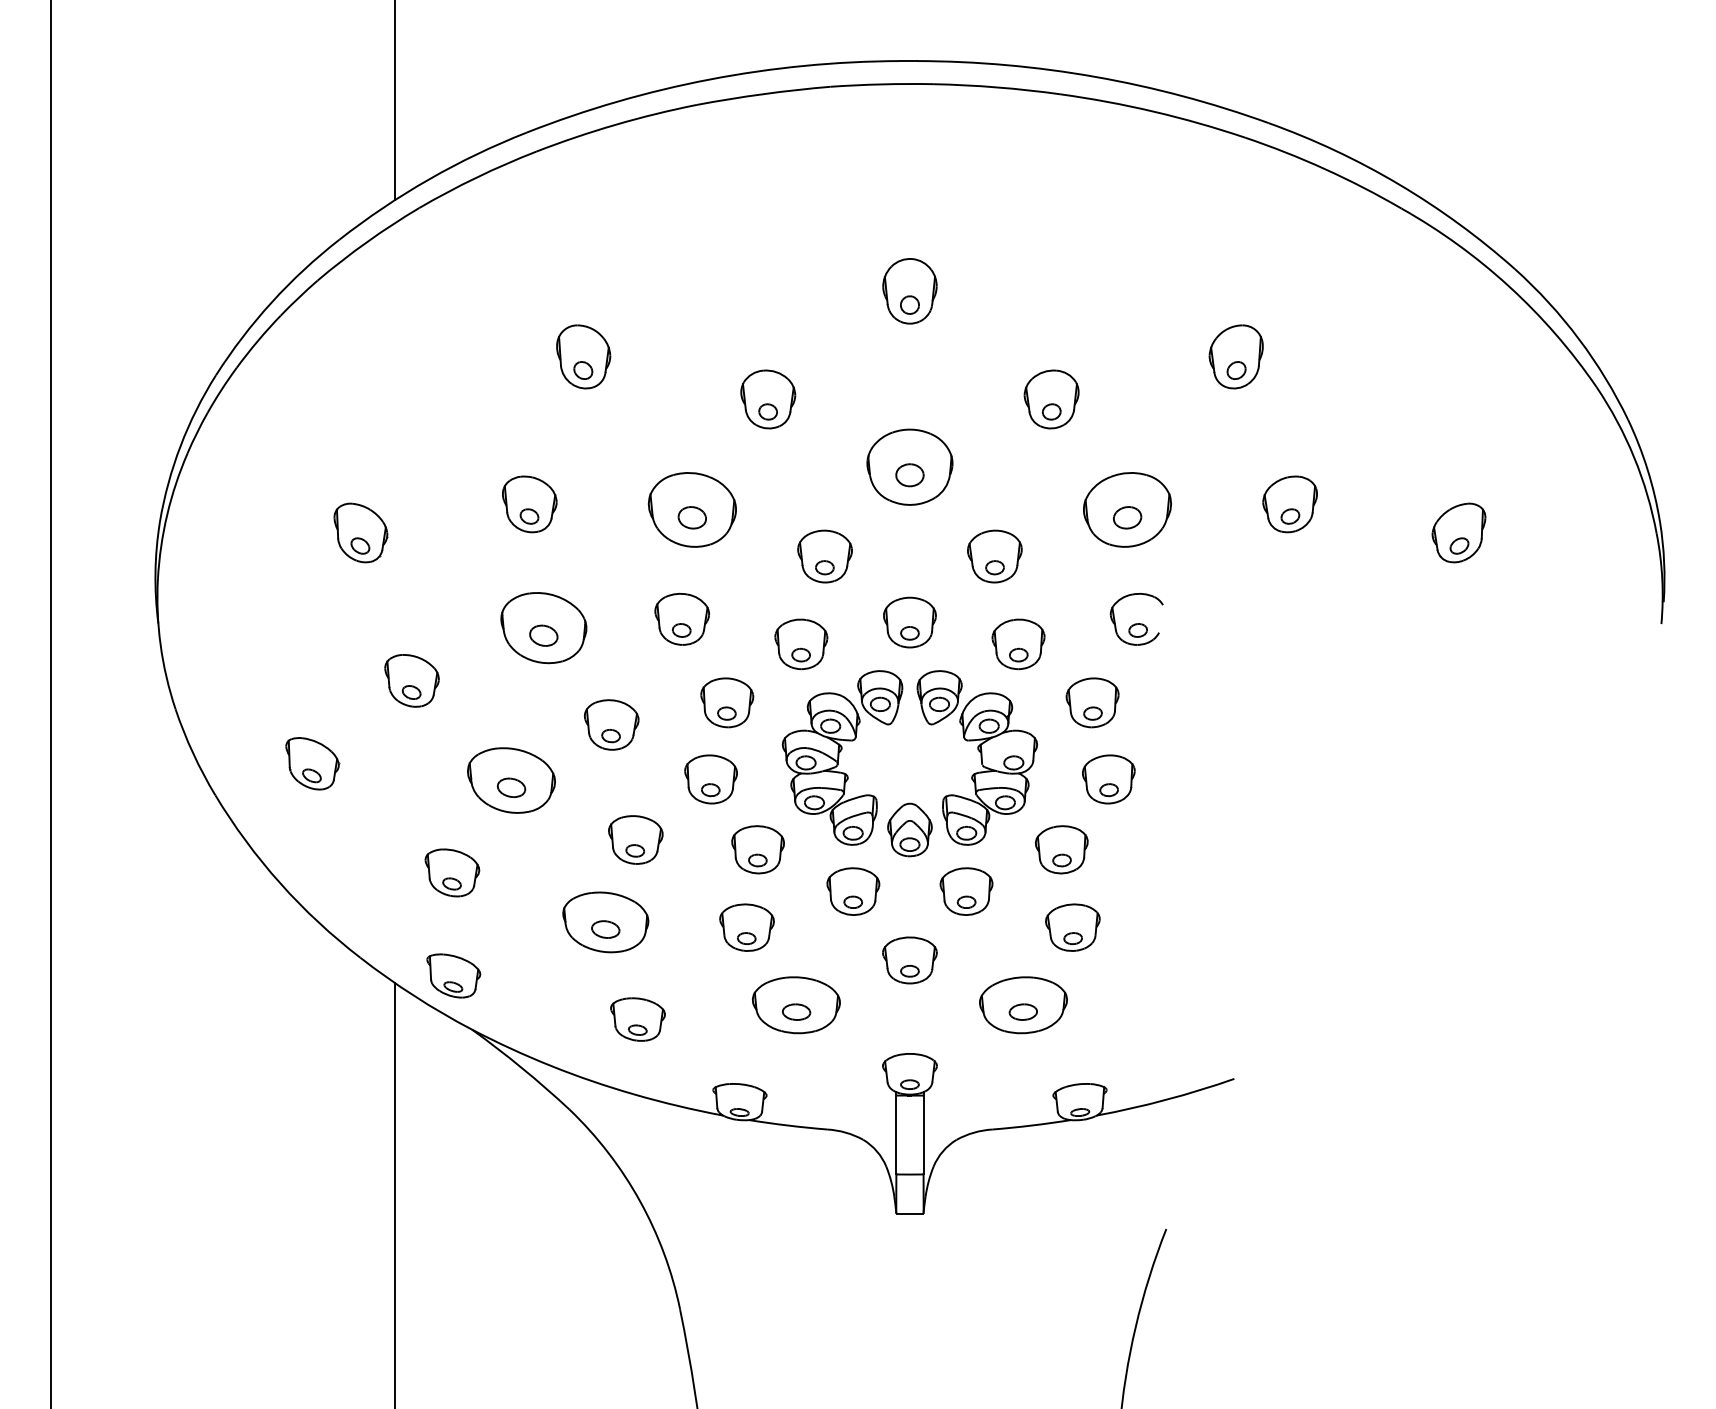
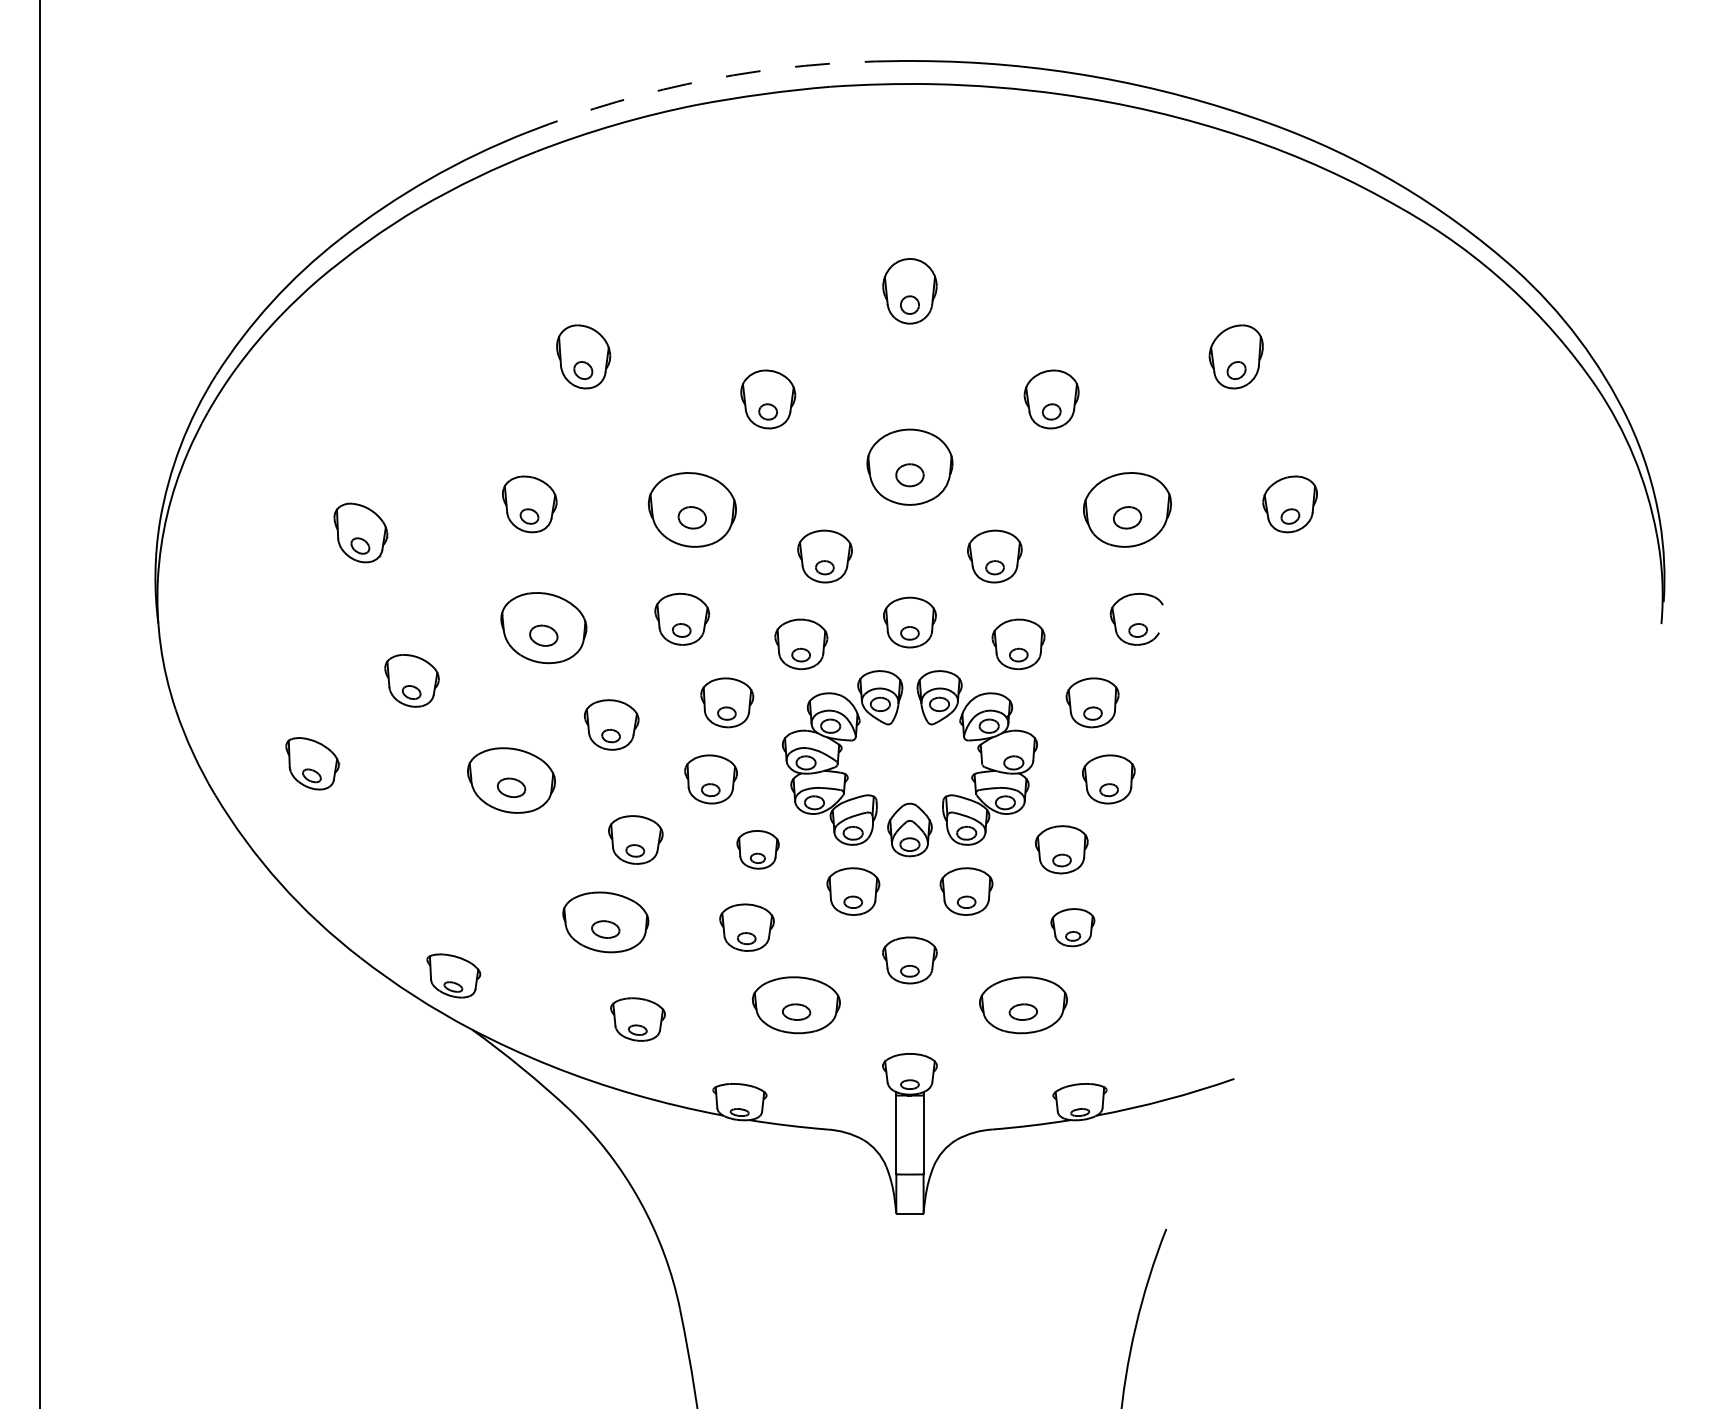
arc: solid -> dashed (709, 79)
line: present -> none (394, 101)
part: present -> none (1458, 532)
line position: (51, 703) -> (40, 703) (40, 703)
part size: 54x50 px -> 44x40 px (757, 849)
part: present -> none (452, 872)
part size: 56x49 px -> 46x40 px (1072, 927)
line: present -> none (394, 1194)
